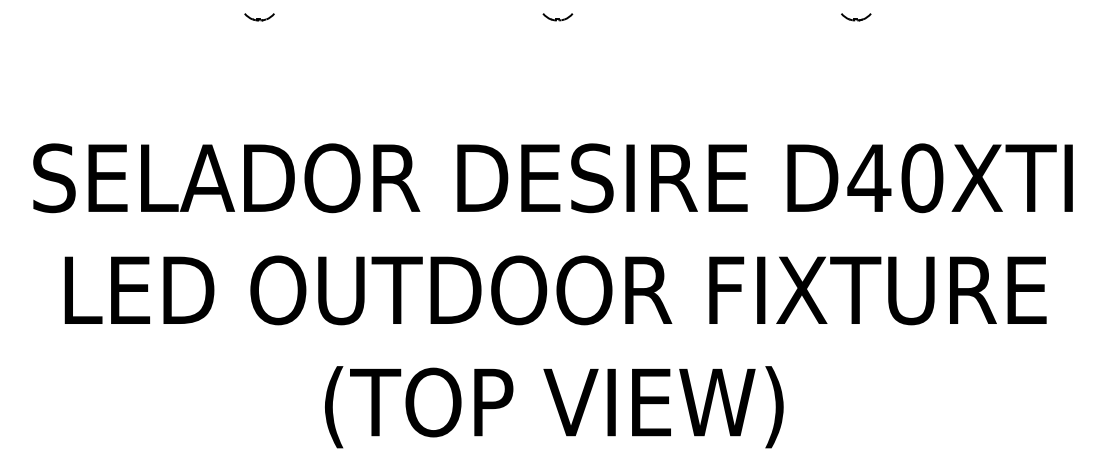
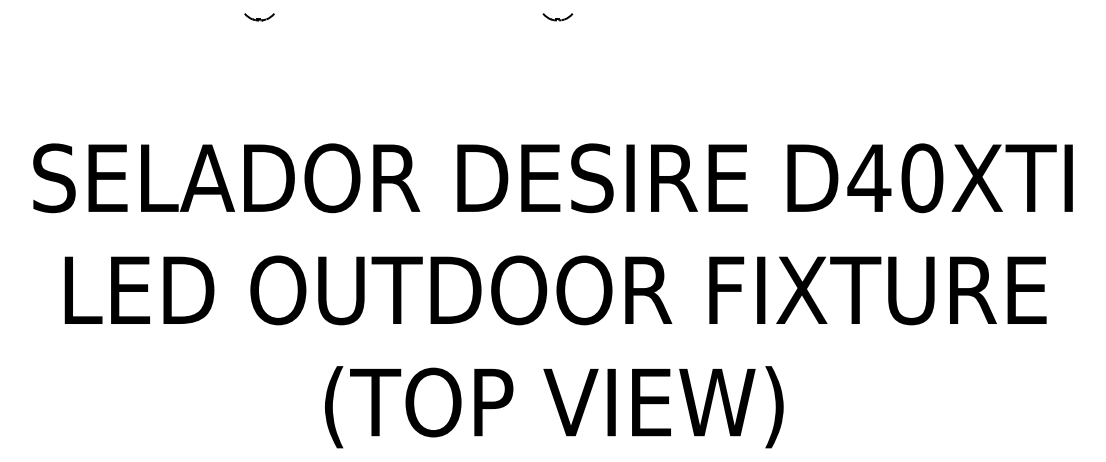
part: present -> none (856, 17)
